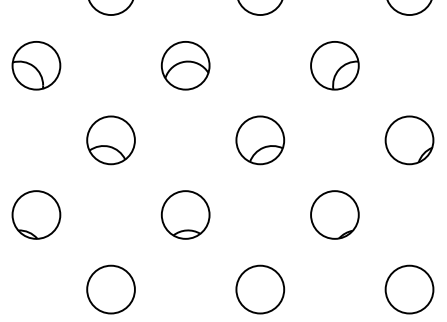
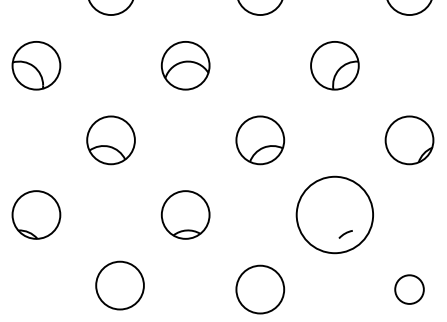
circle diameter: 48 px -> 76 px (334, 214)
circle position: (110, 289) -> (119, 285) (119, 285)
circle diameter: 48 px -> 29 px (409, 289)
